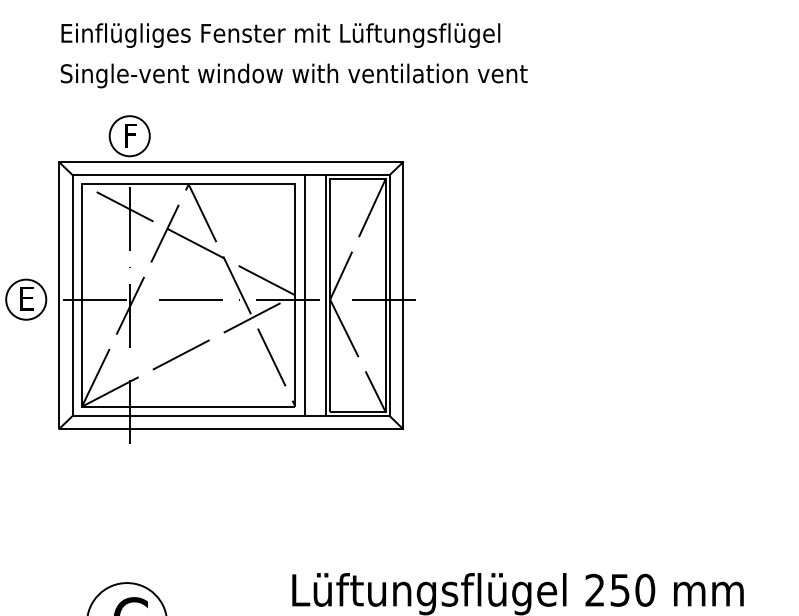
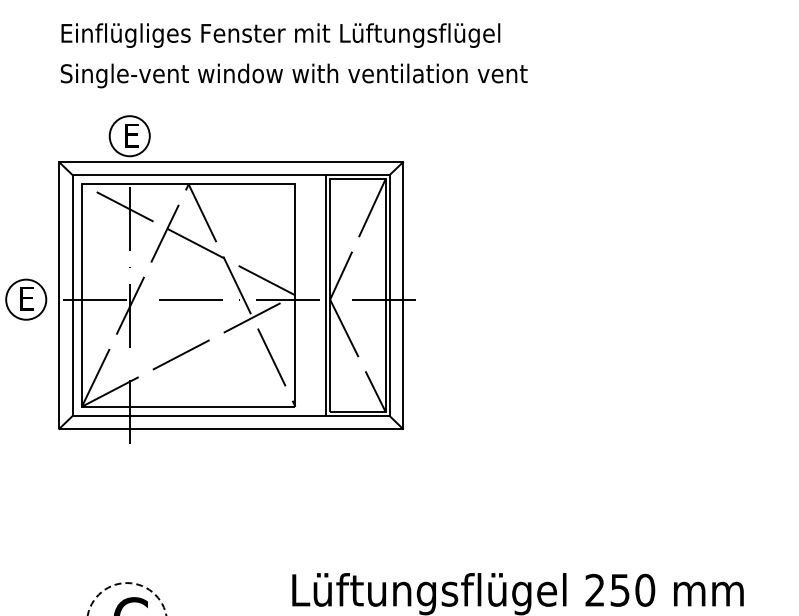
text: F -> E (133, 135)
line: present -> none (304, 295)
circle: solid -> dashed (126, 599)
